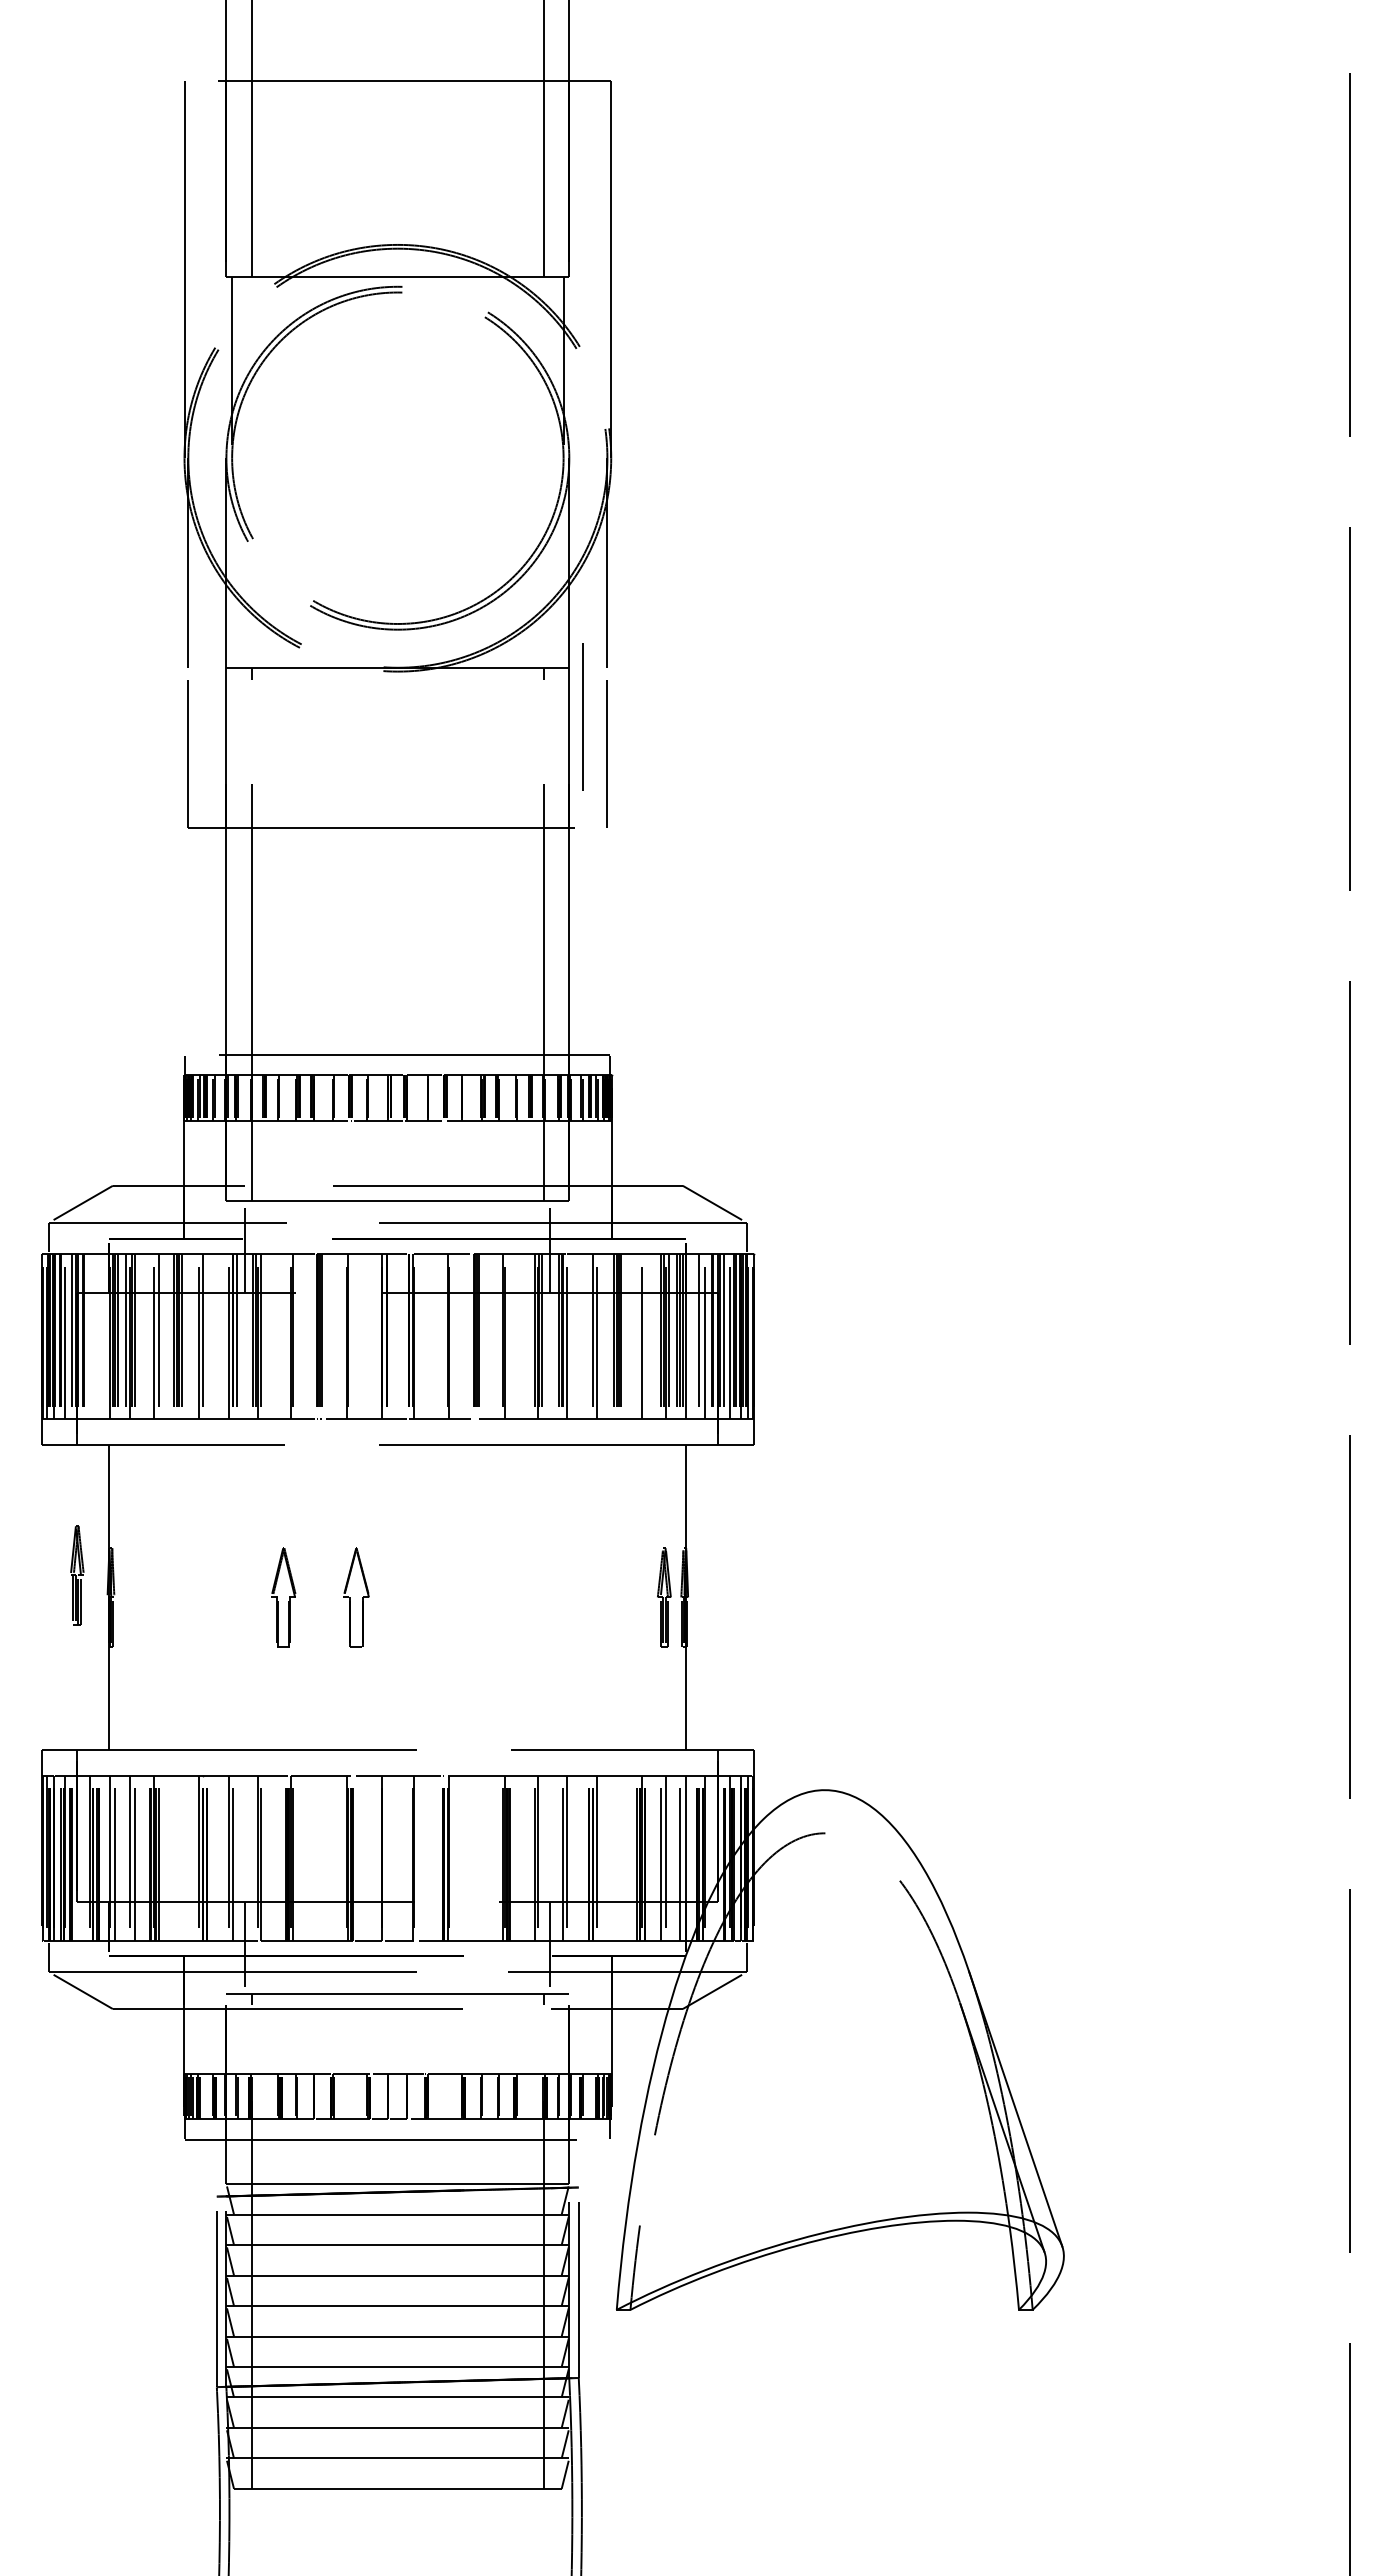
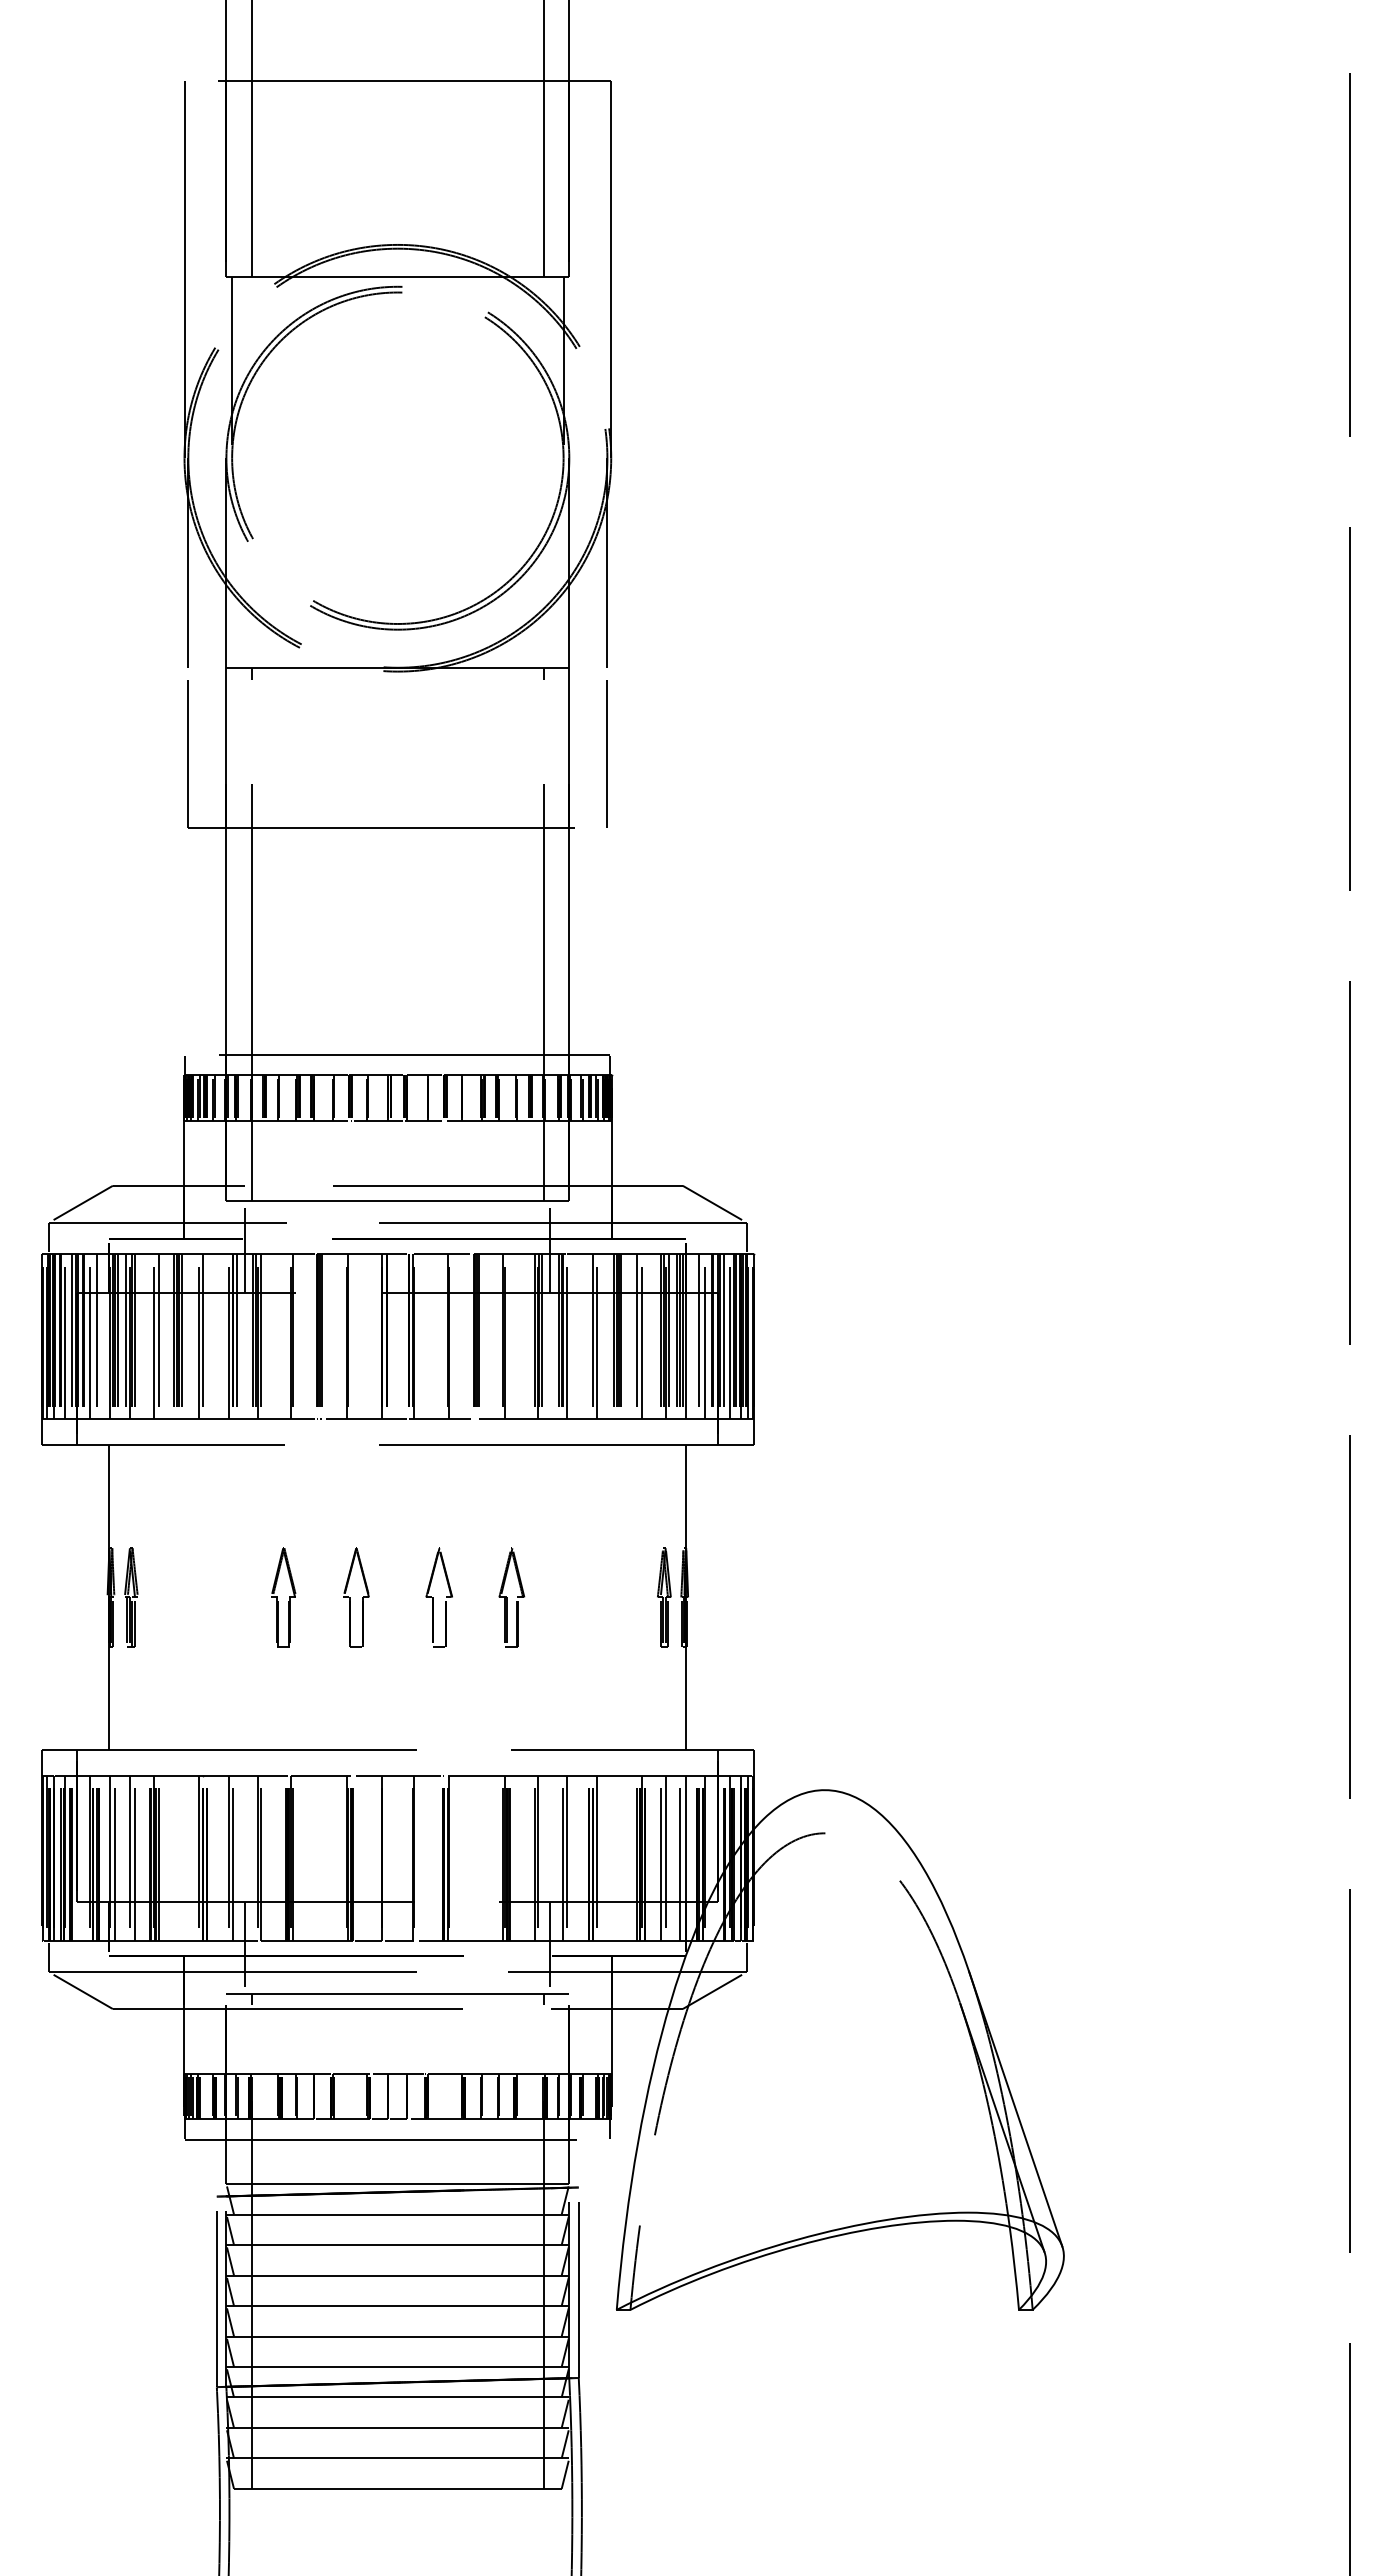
line: present -> none (582, 716)
line: none -> present (90, 1336)
line: none -> present (96, 1336)
line: none -> present (636, 1336)
part position: (77, 1575) -> (131, 1597) (131, 1597)
part: none -> present (438, 1597)
part: none -> present (511, 1597)
